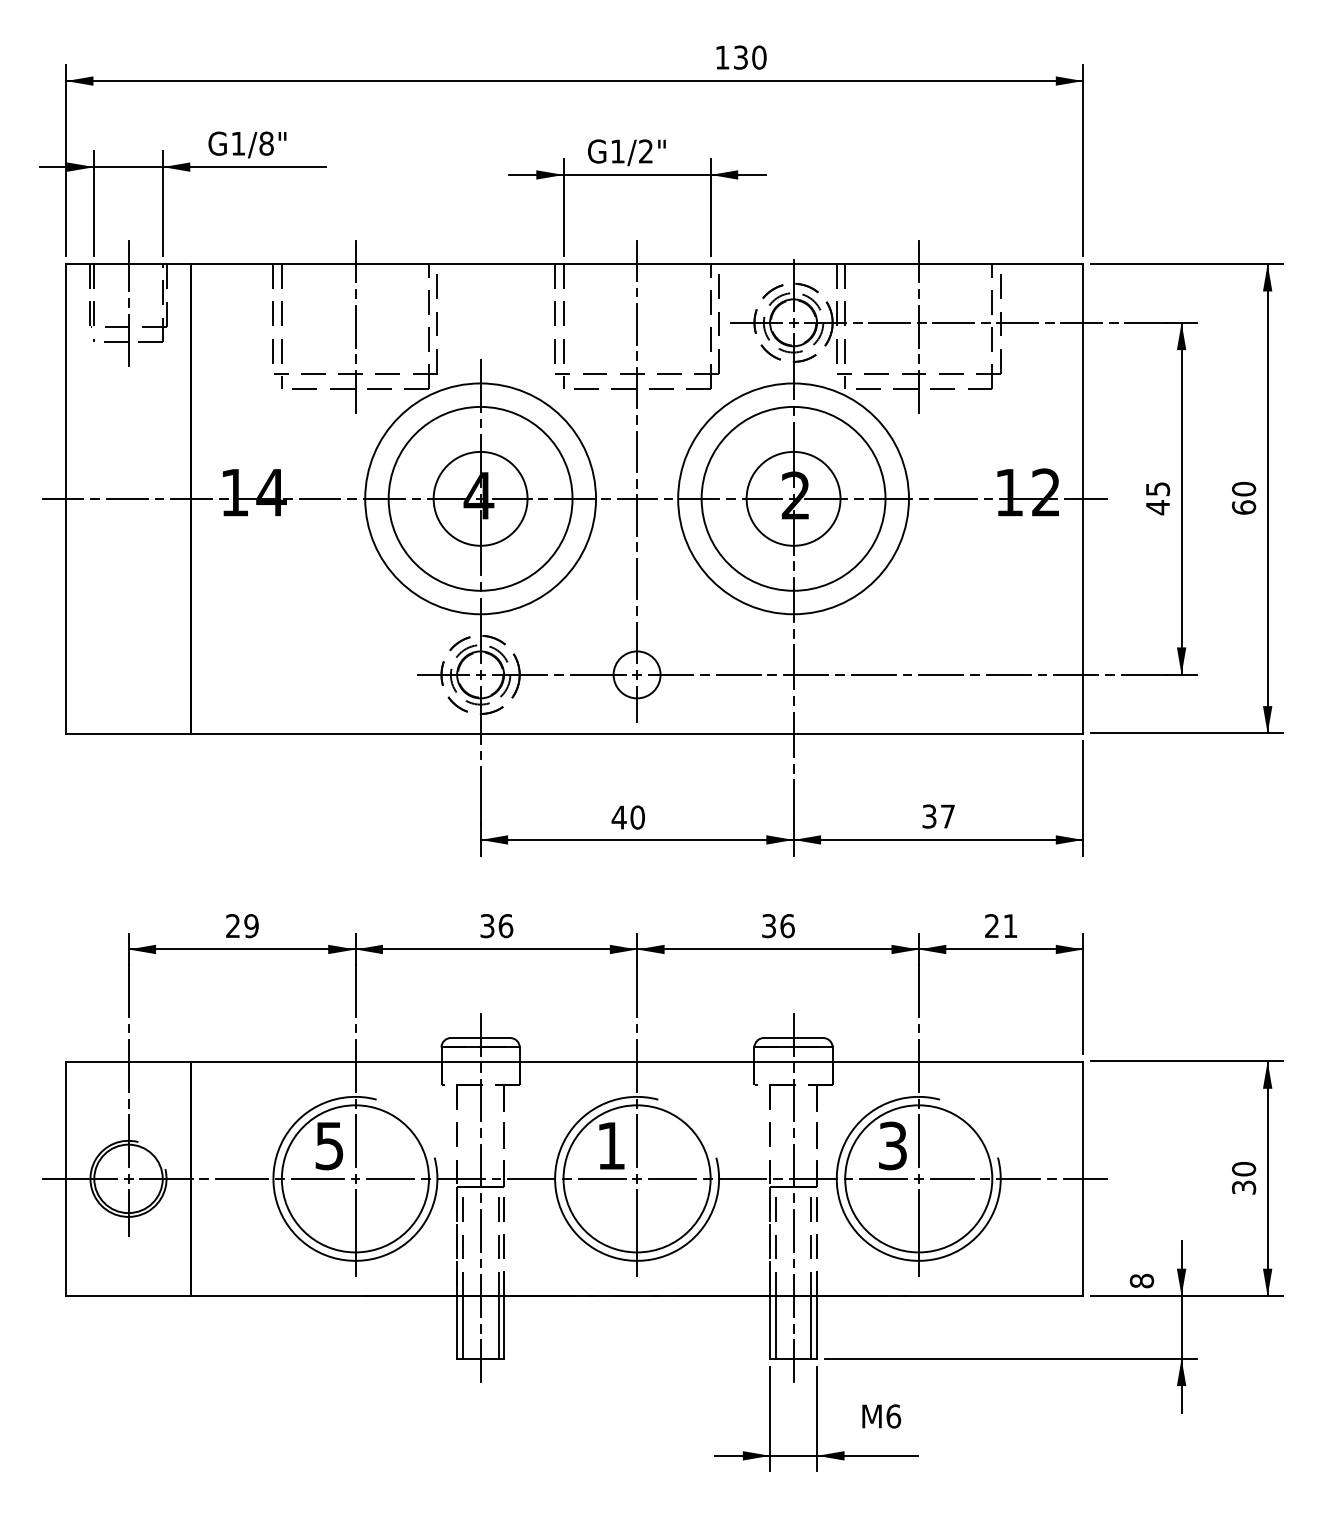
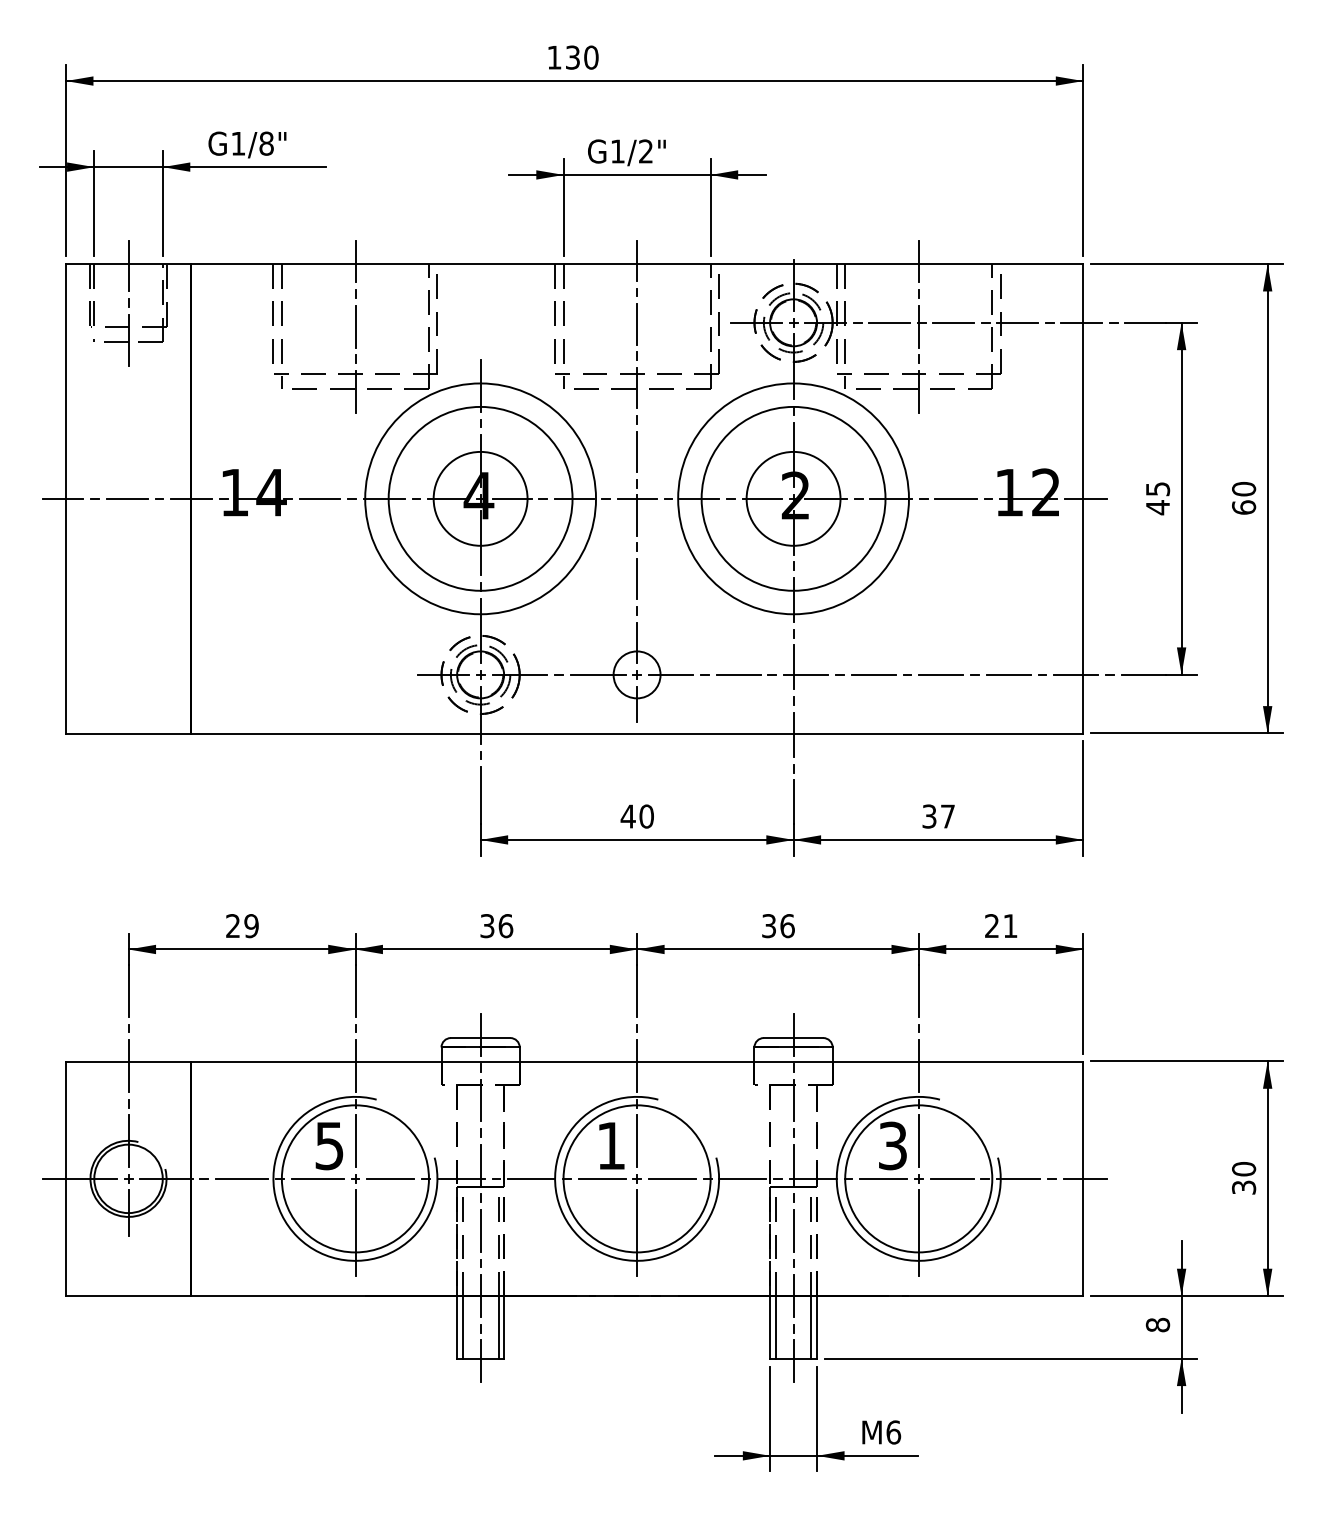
text position: (741, 57) -> (573, 57) (573, 57)
text position: (627, 817) -> (636, 816) (636, 816)
text position: (1141, 1281) -> (1157, 1325) (1157, 1325)
text position: (881, 1416) -> (881, 1432) (881, 1432)
